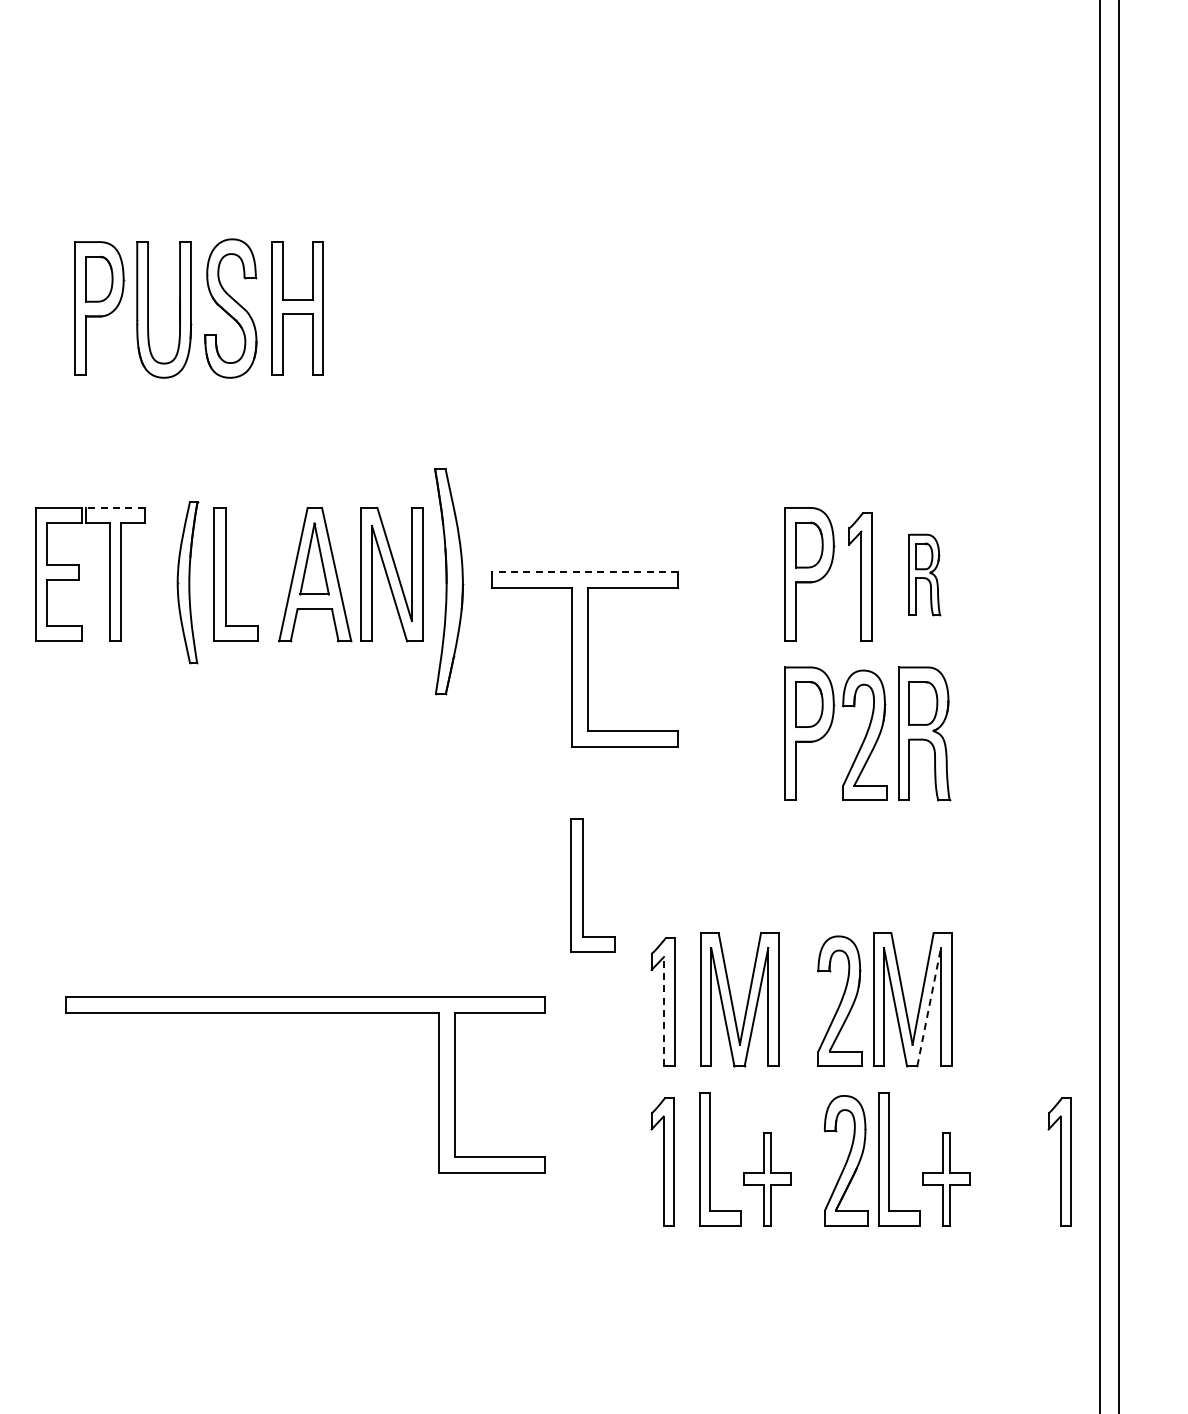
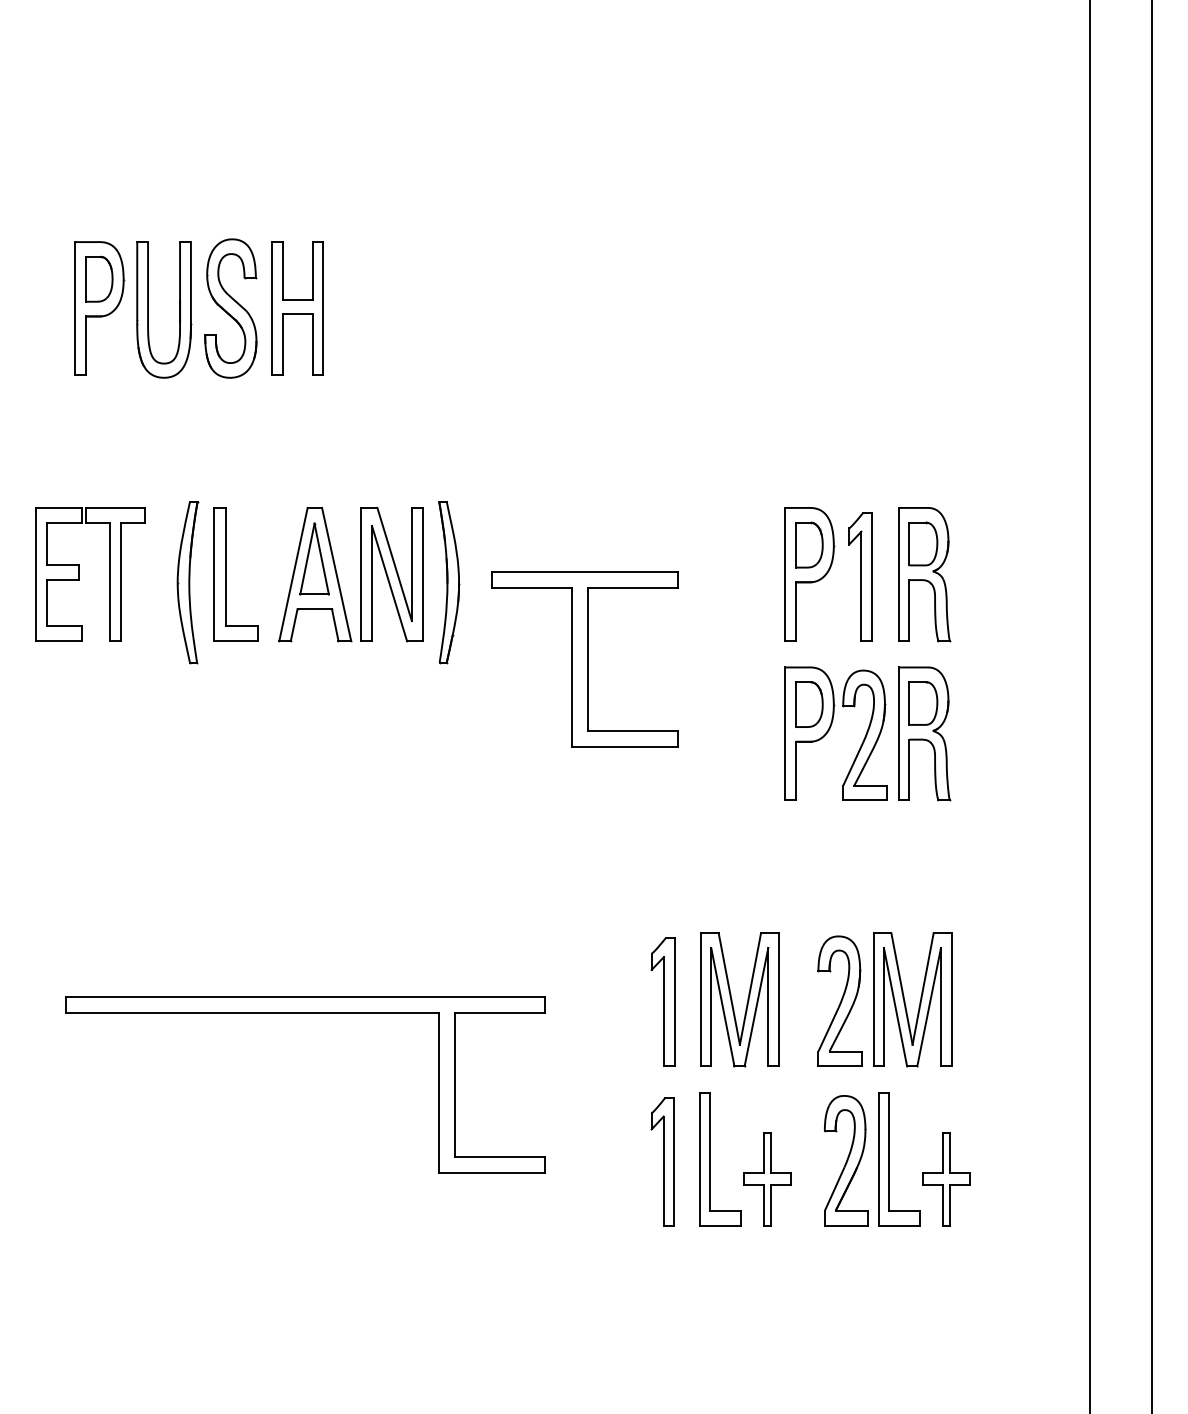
line: dashed -> solid (114, 507)
line: dashed -> solid (584, 571)
part size: 34x84 px -> 54x136 px (924, 574)
part size: 31x228 px -> 23x164 px (449, 582)
line position: (1100, 706) -> (1090, 706) (1090, 706)
line position: (1119, 706) -> (1152, 706) (1152, 706)
part: present -> none (583, 885)
line: dashed -> solid (929, 1006)
line: dashed -> solid (663, 1011)
part: present -> none (1059, 1161)
